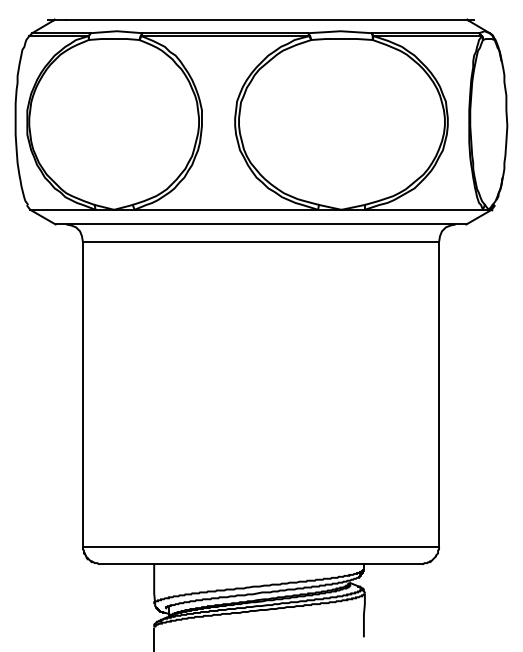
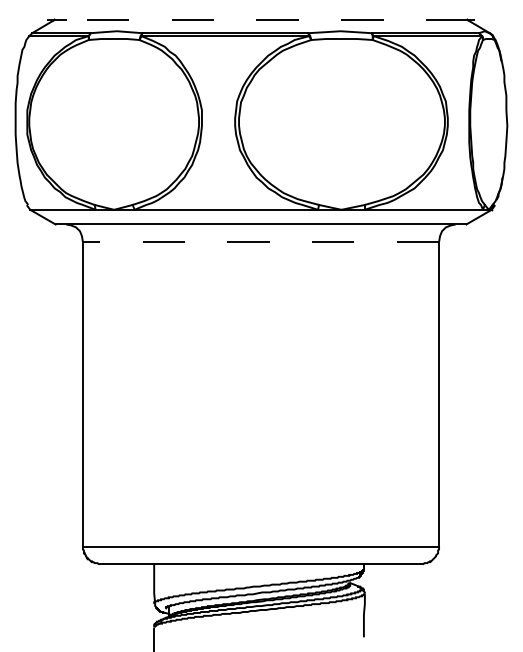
line: solid -> dashed (267, 20)
line: solid -> dashed (260, 242)
